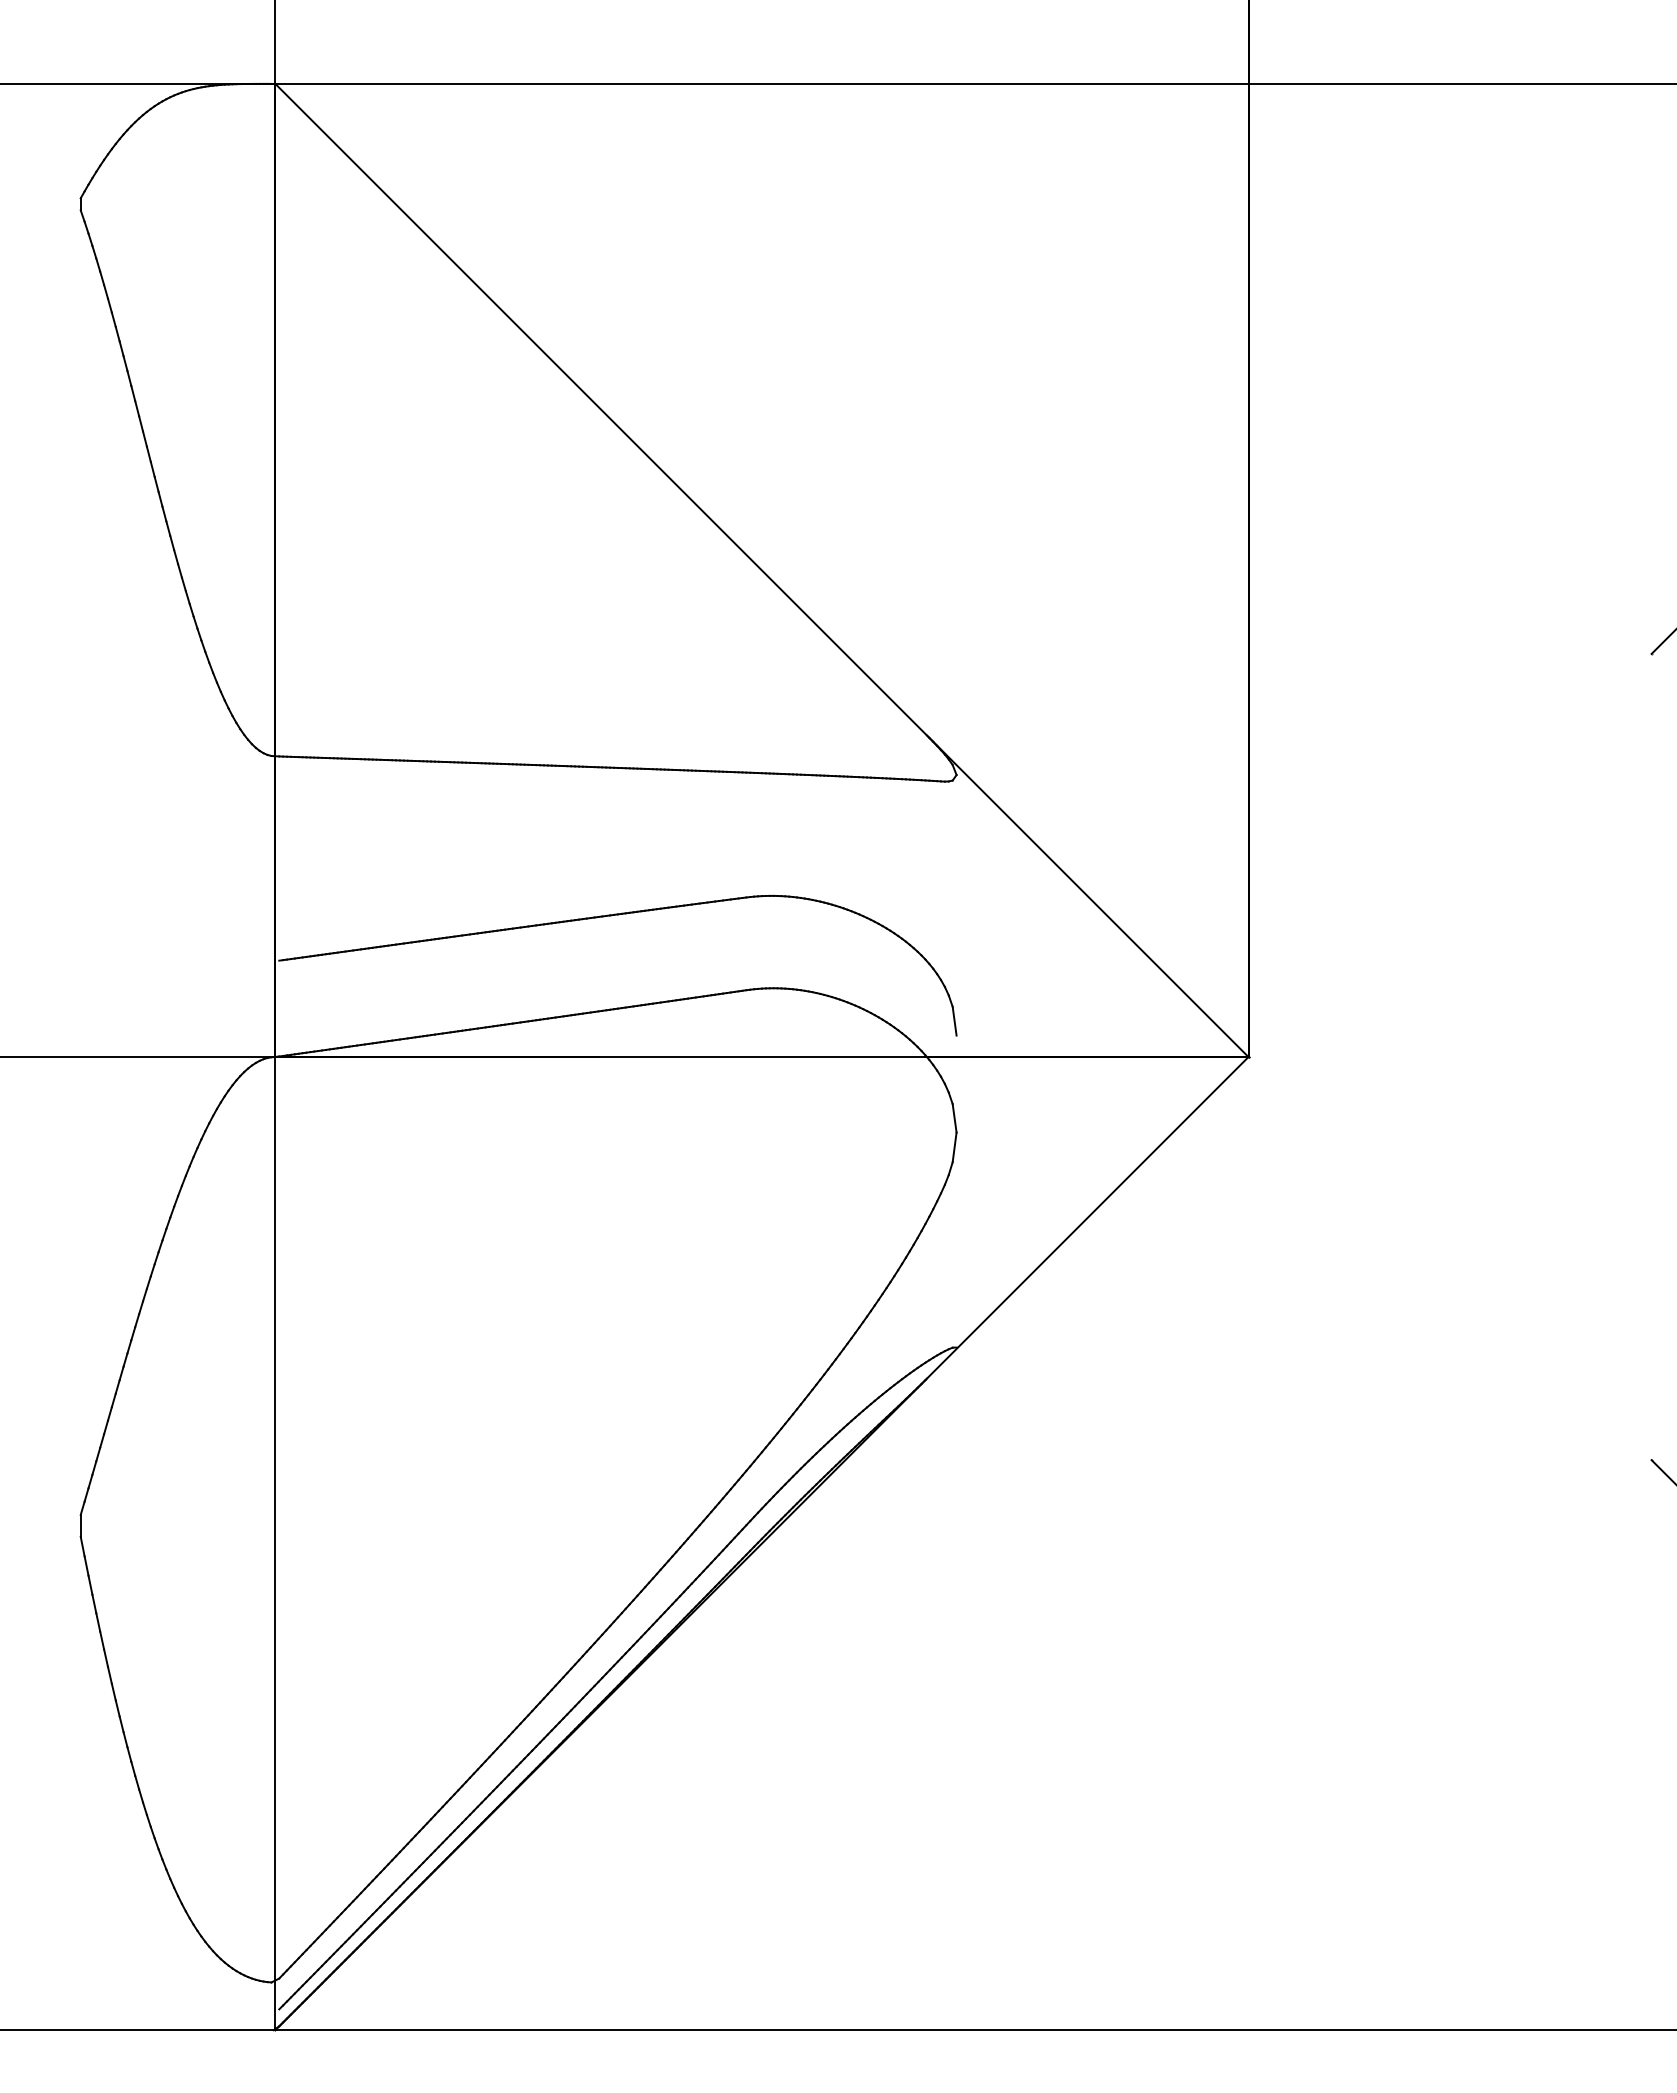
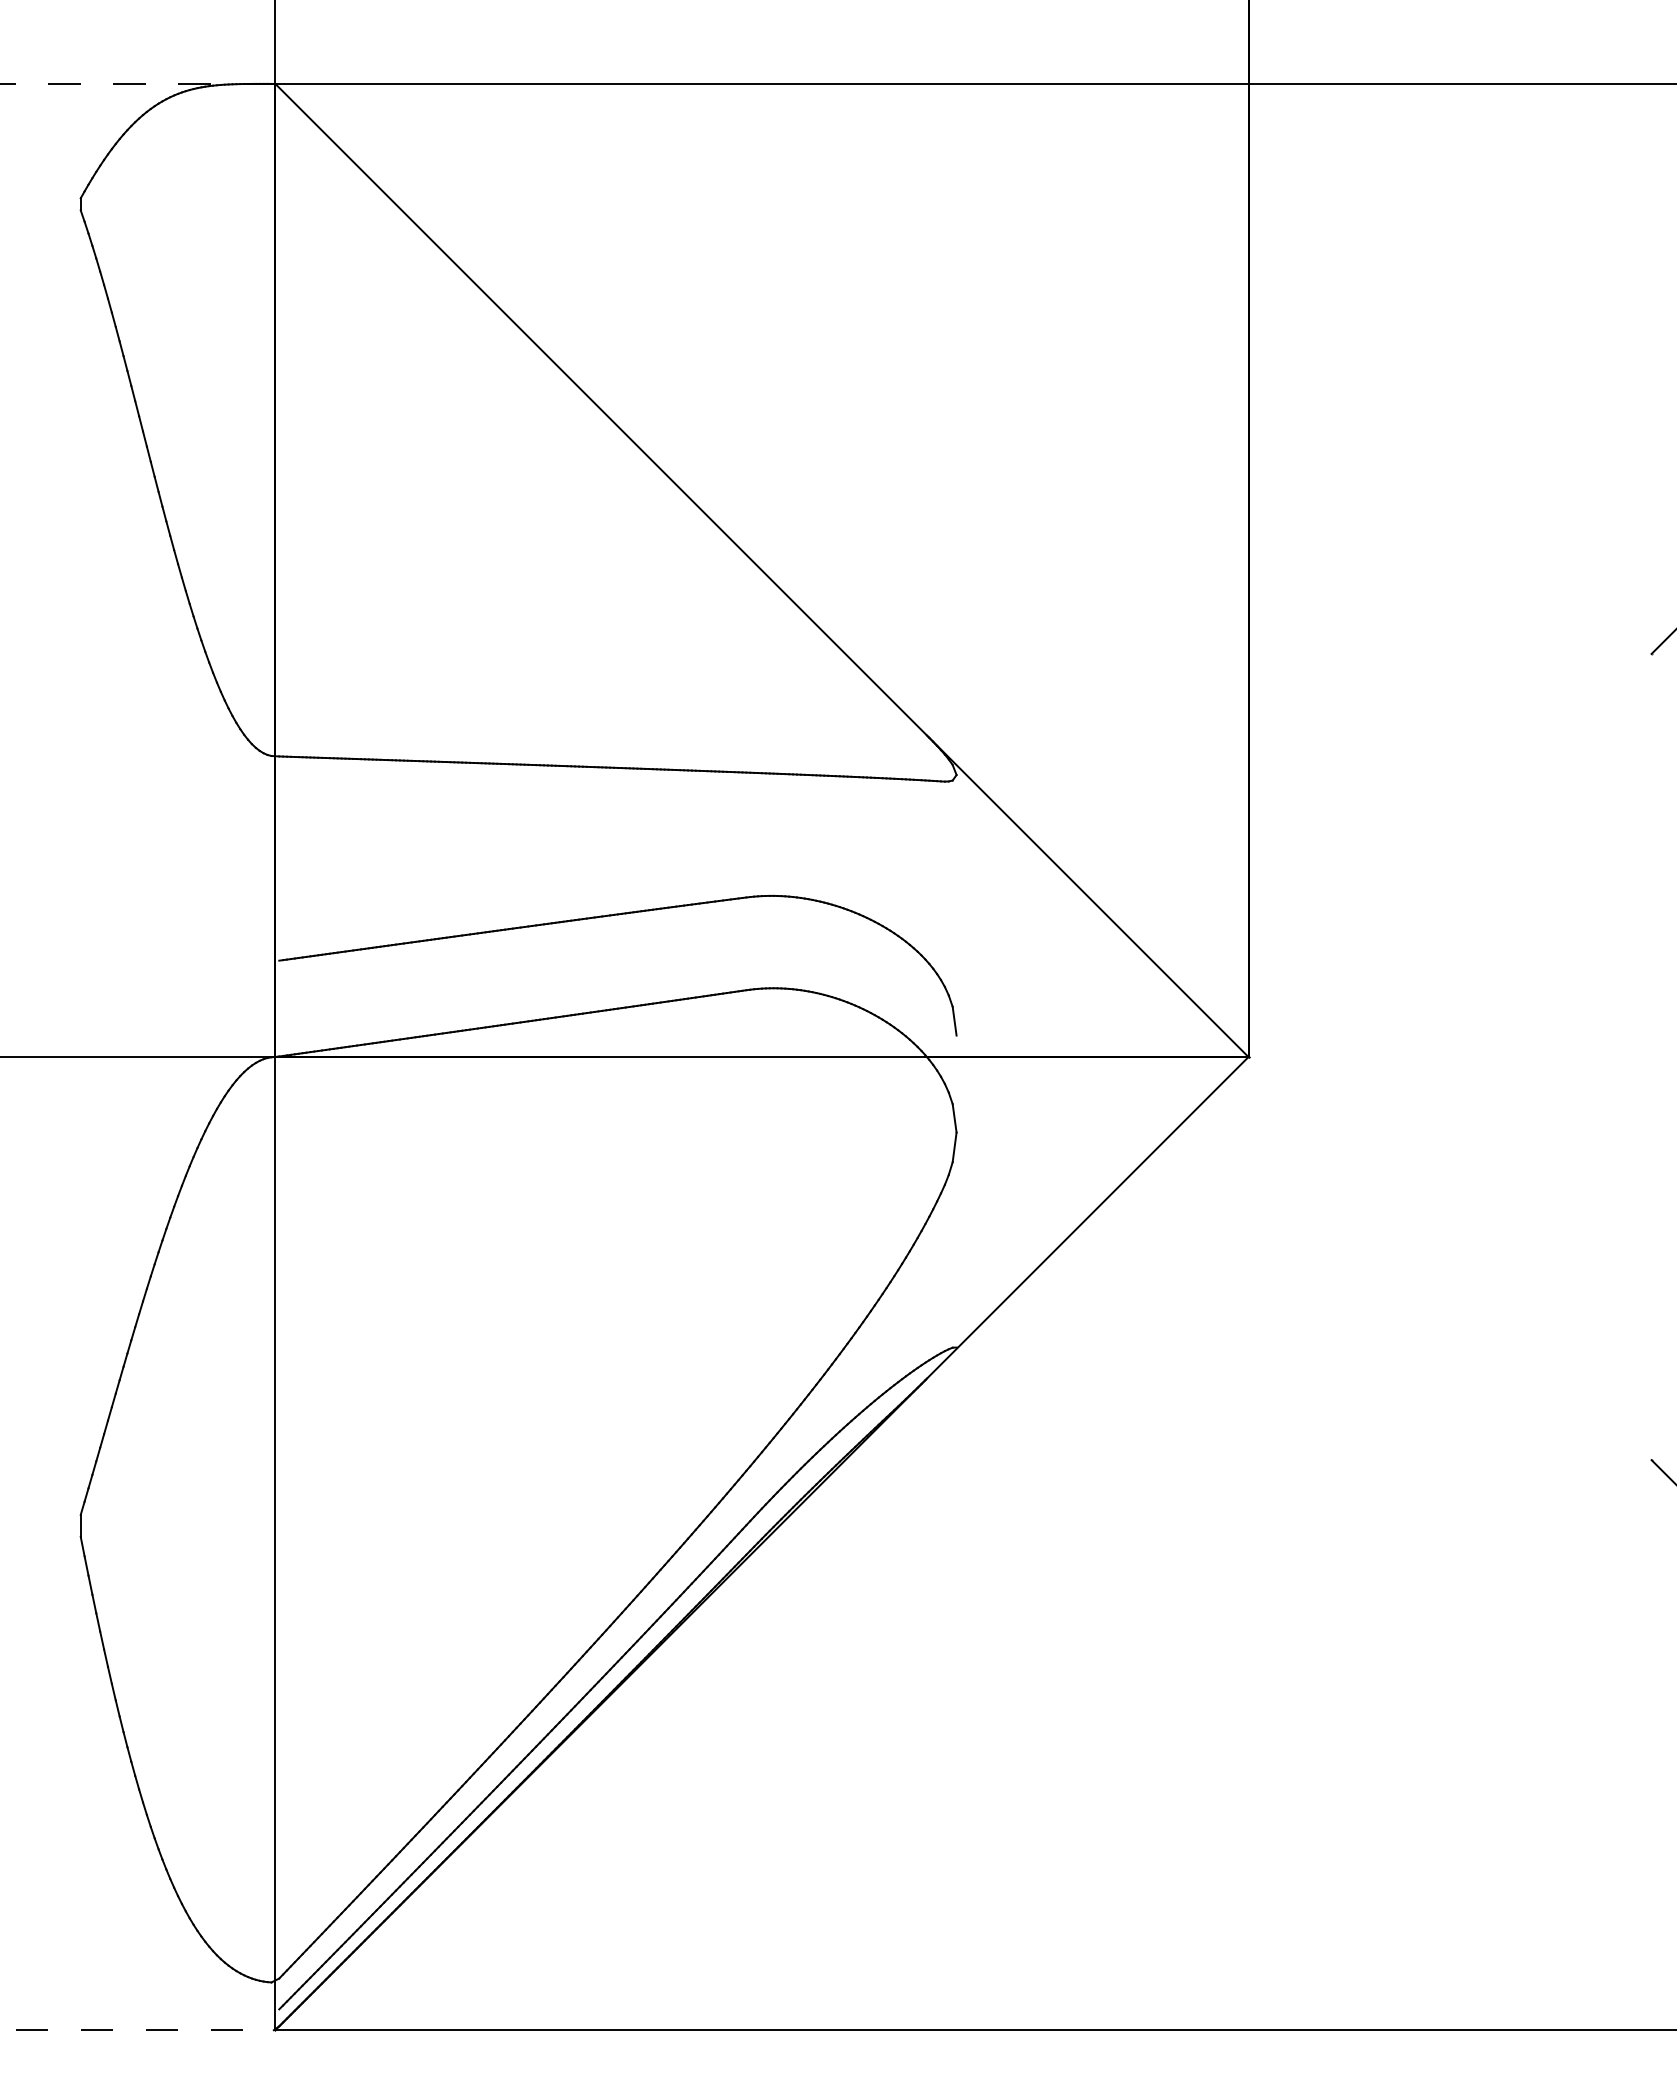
line: solid -> dashed (137, 83)
line: solid -> dashed (138, 2030)
